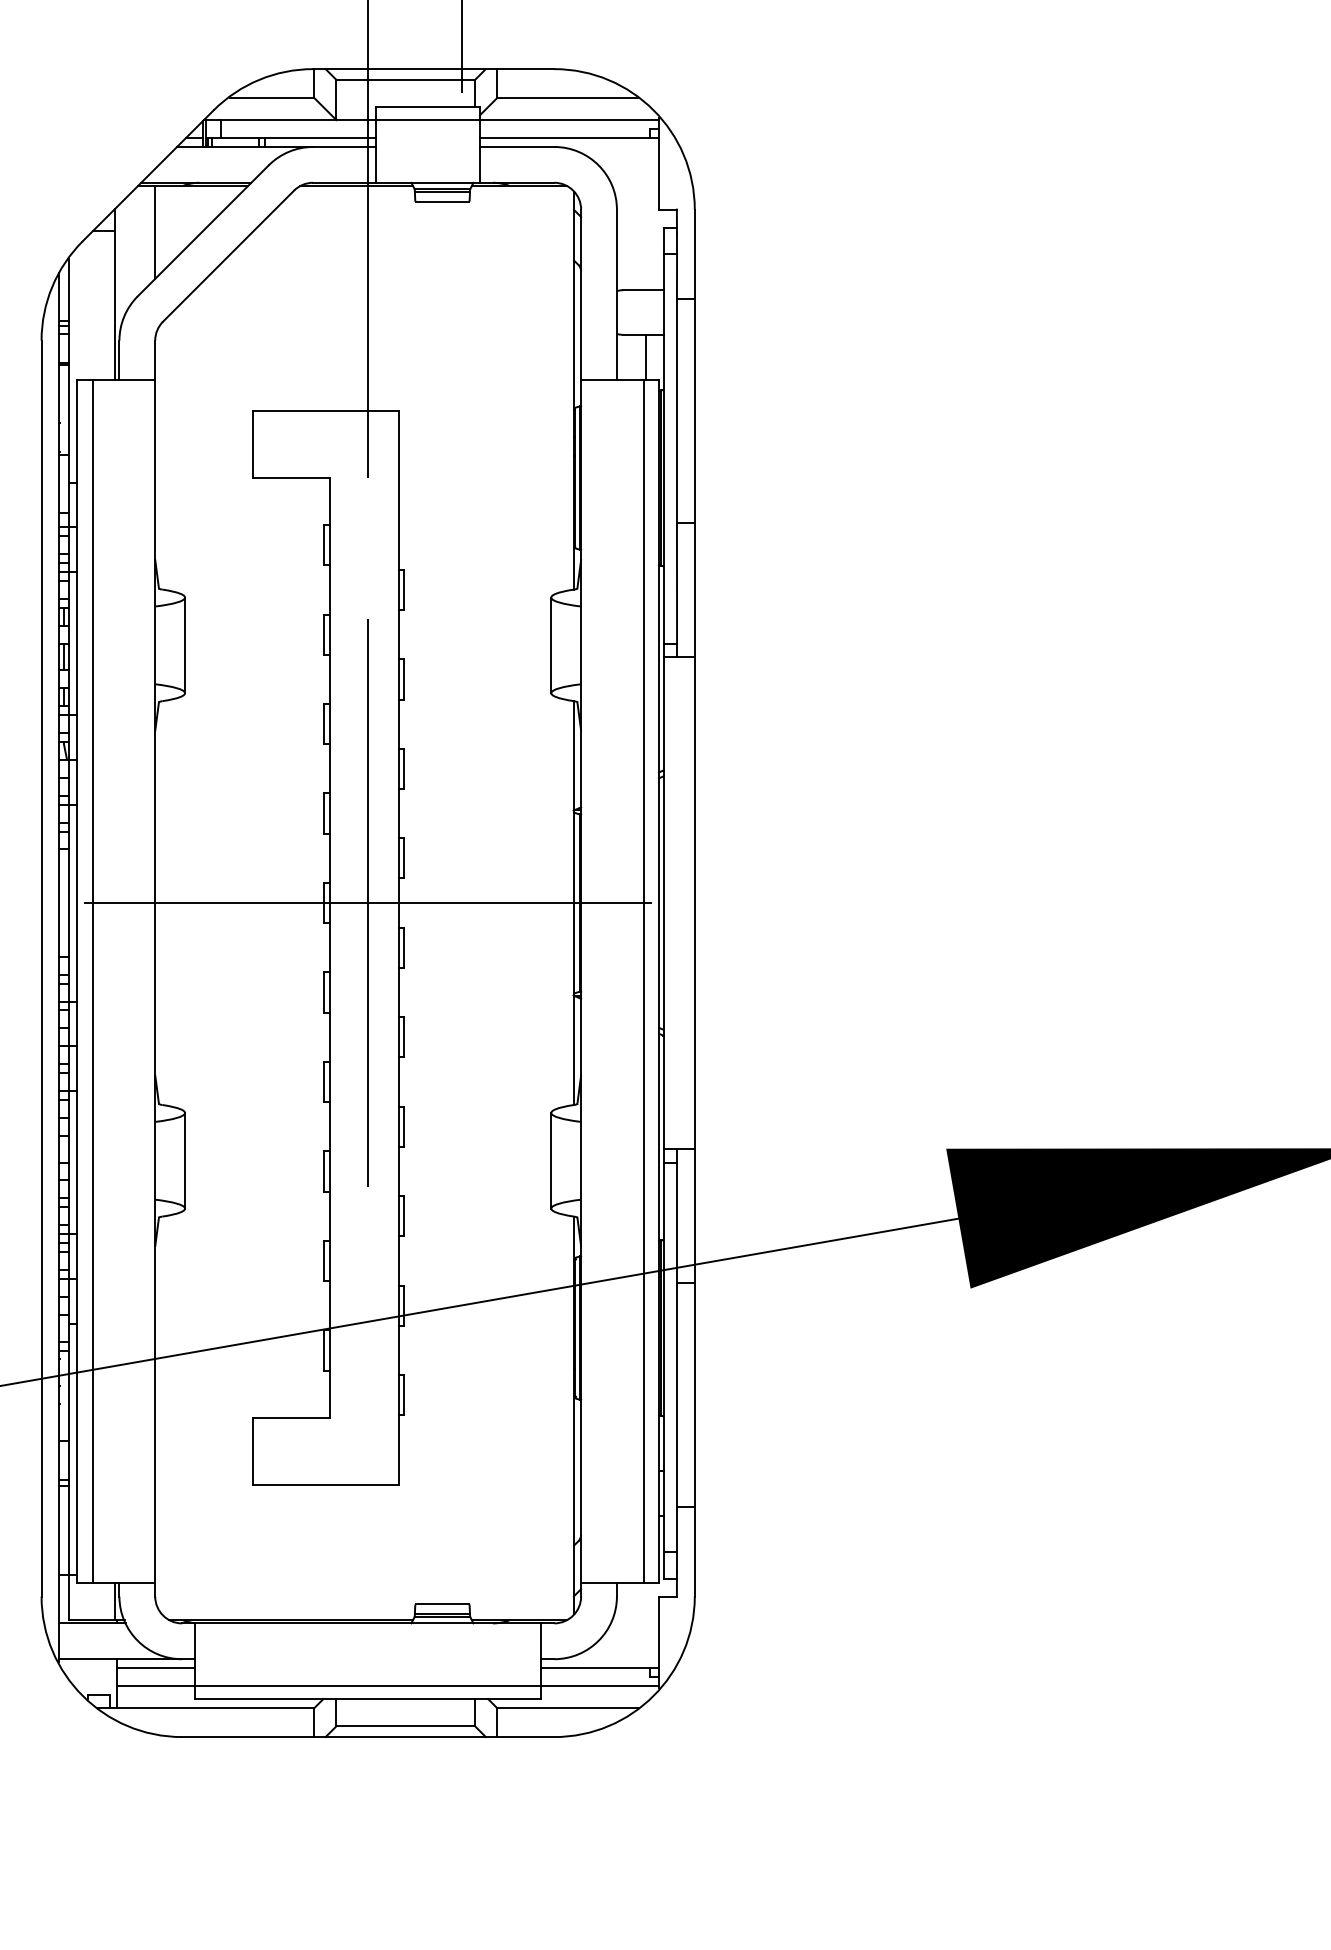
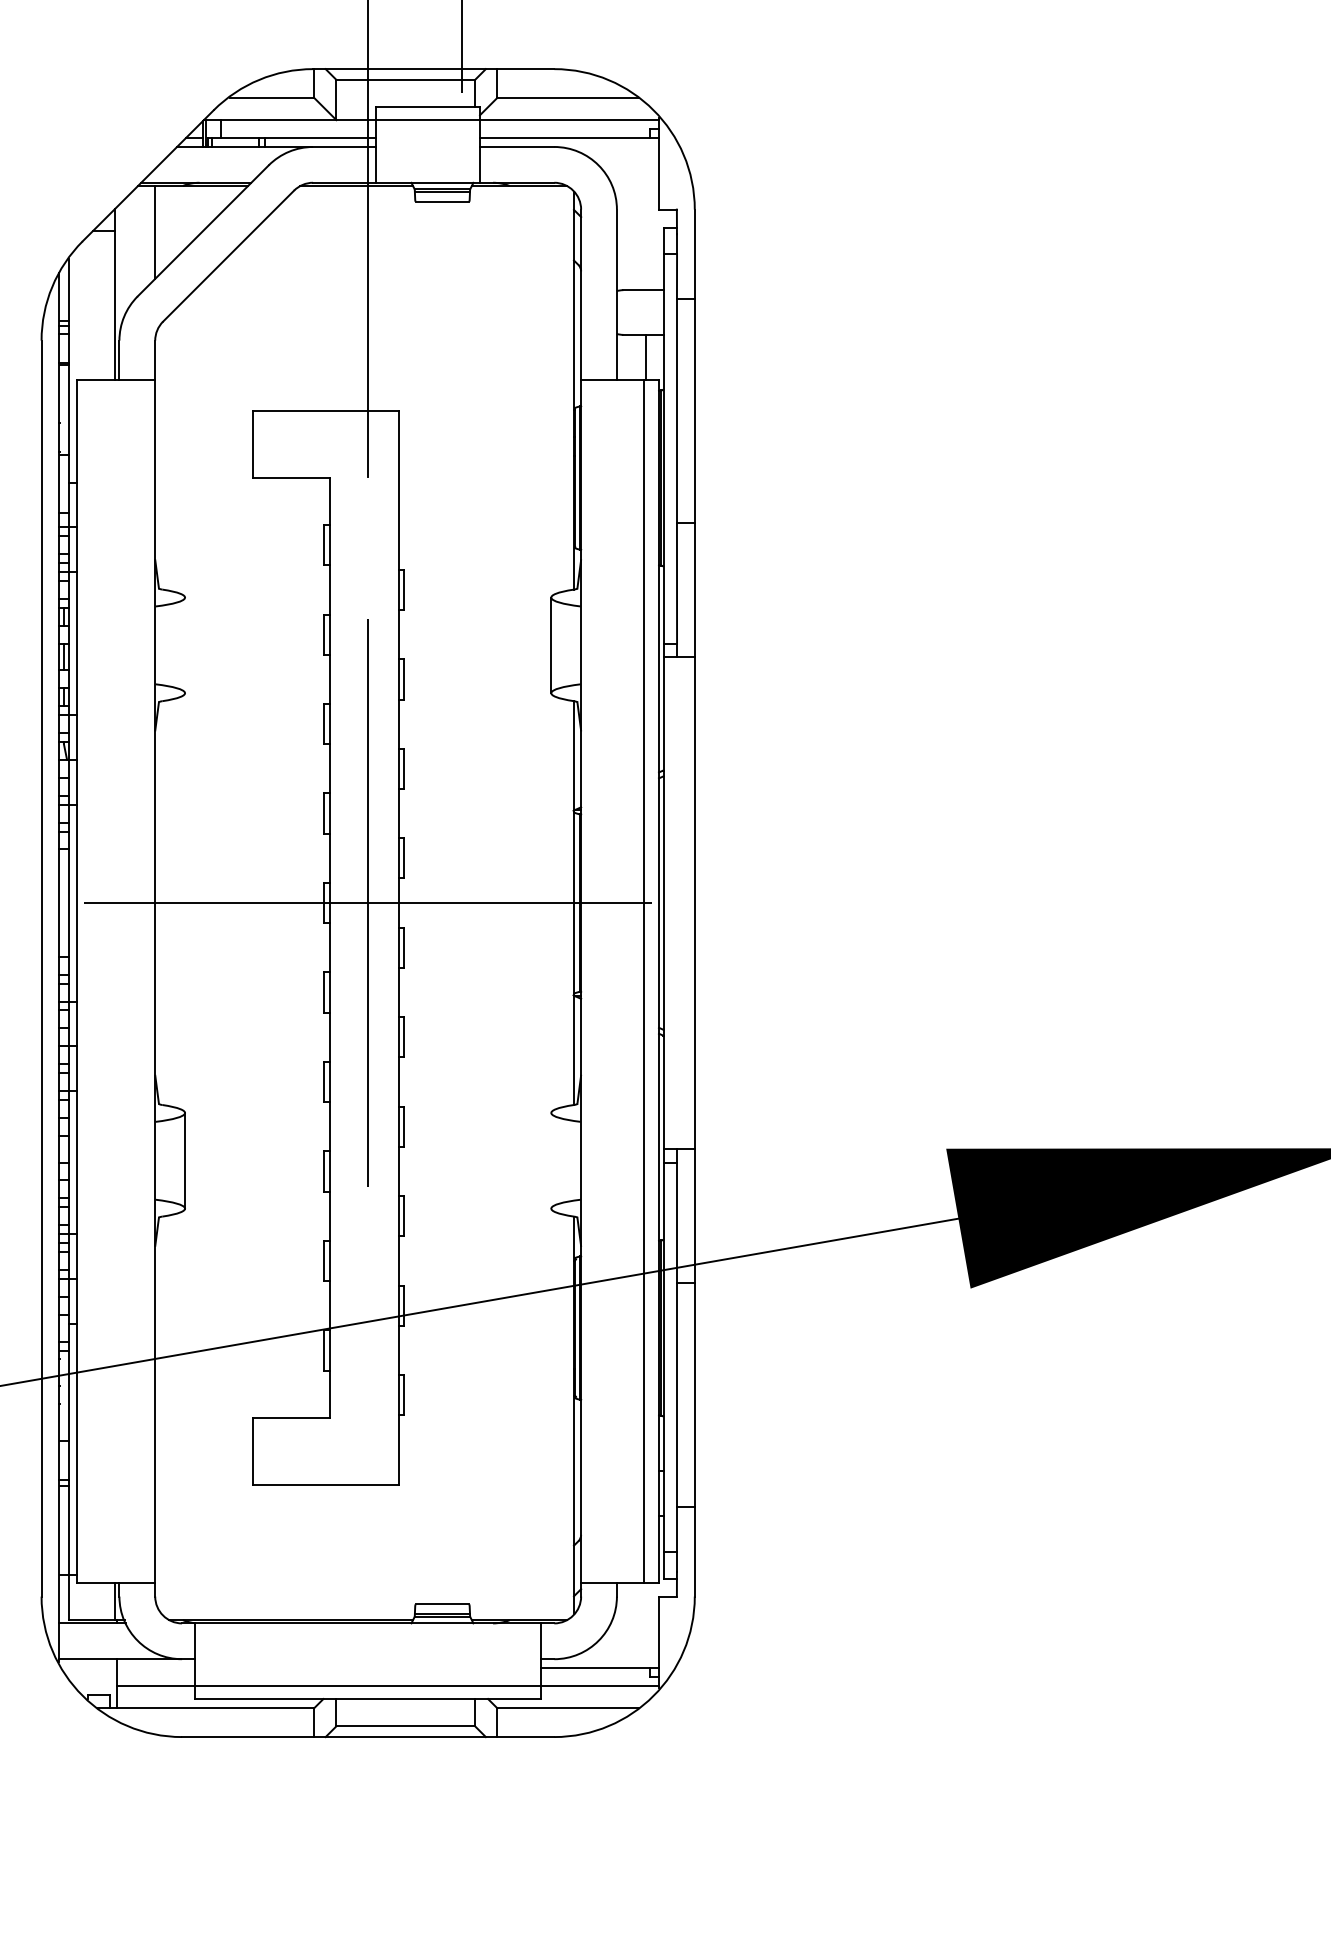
line: present -> none (185, 645)
line: present -> none (92, 981)
line: present -> none (551, 1160)
line: present -> none (155, 1668)
